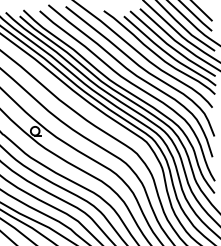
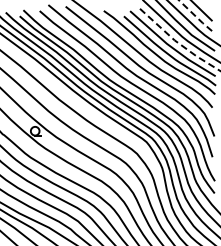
line: solid -> dashed (195, 16)
line: solid -> dashed (177, 42)
